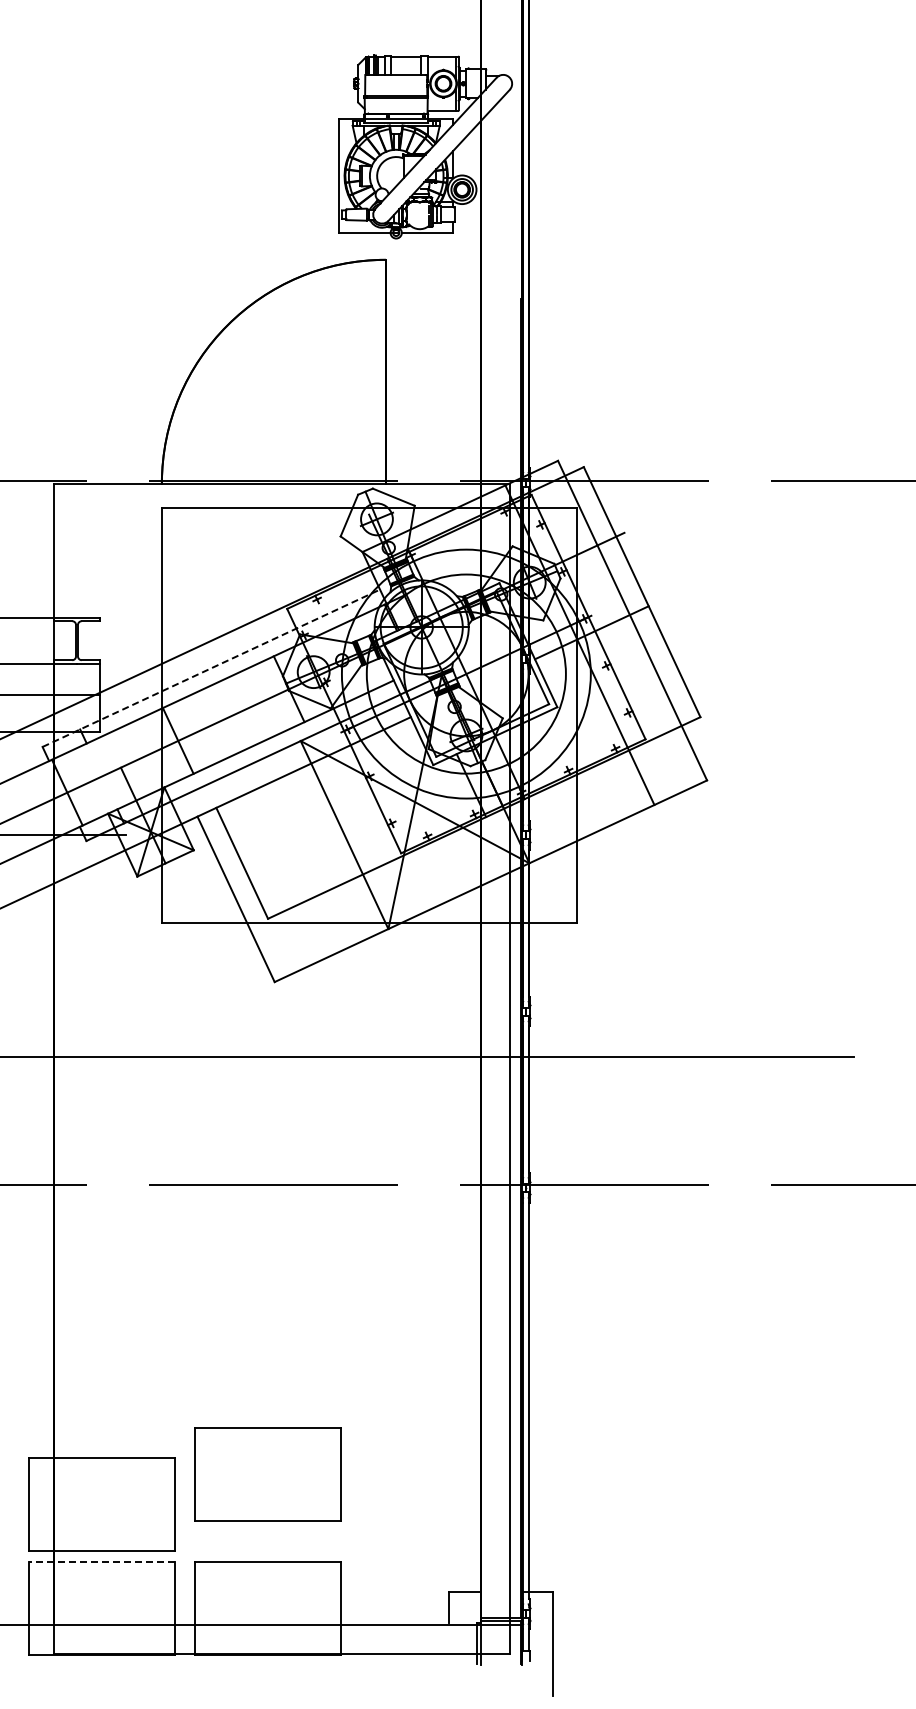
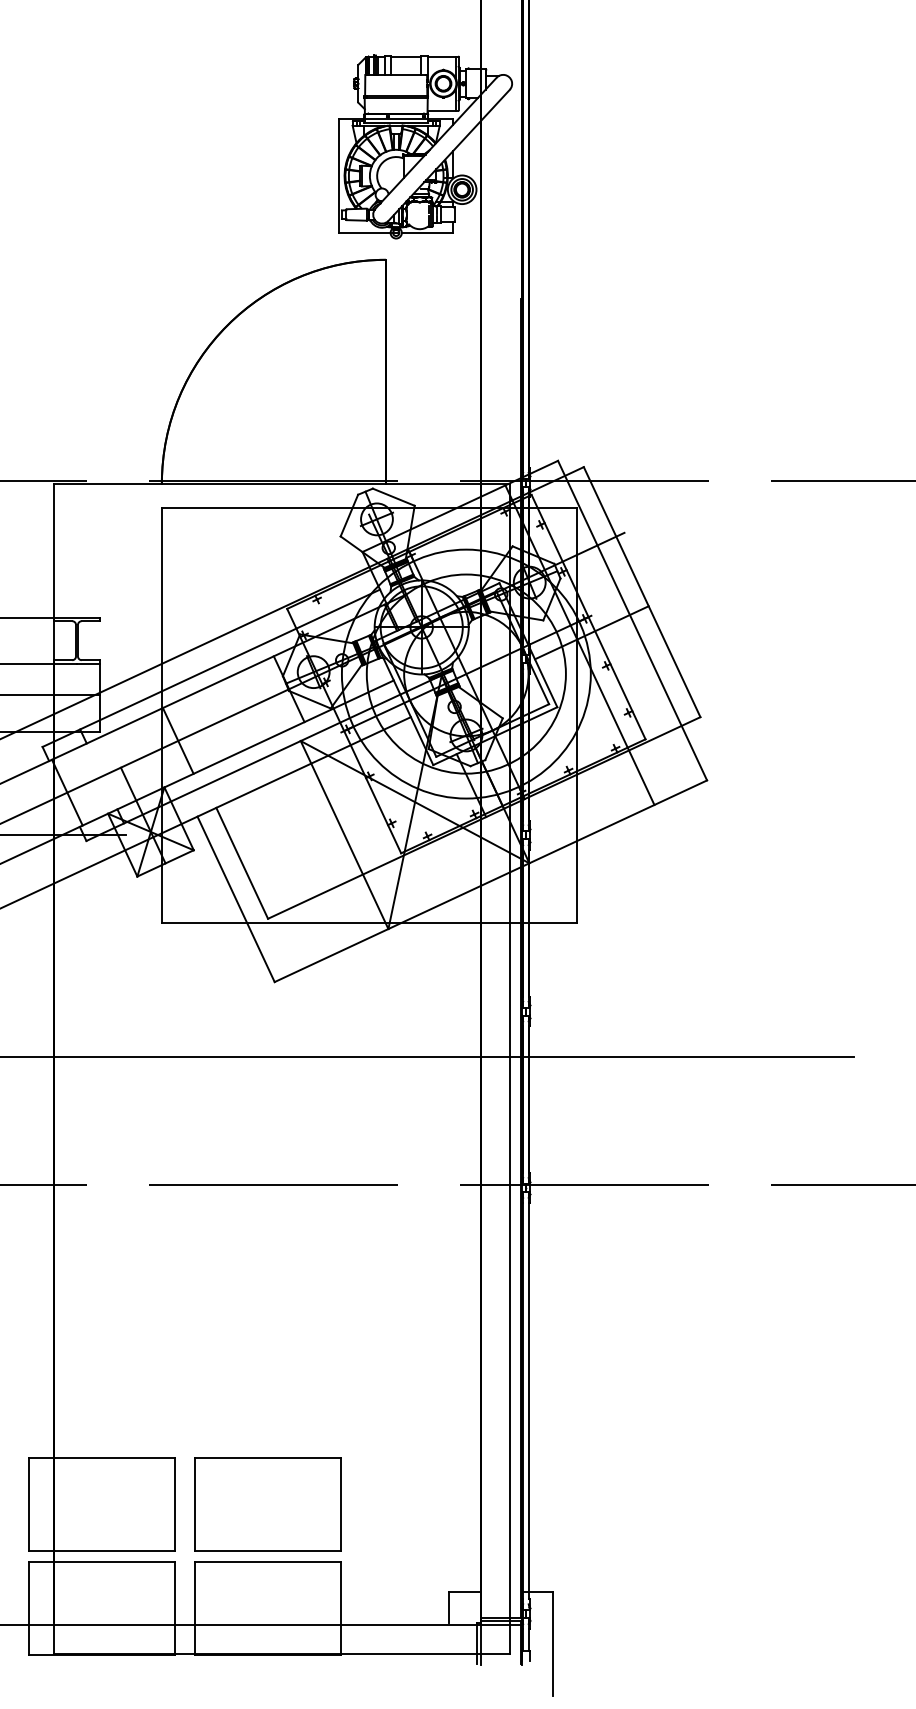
line: dashed -> solid (211, 668)
part position: (267, 1474) -> (267, 1504) (267, 1504)
line: dashed -> solid (102, 1561)
